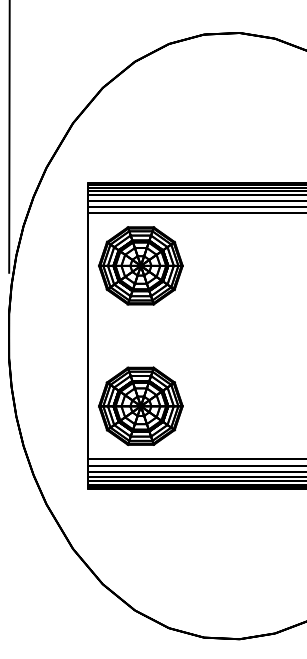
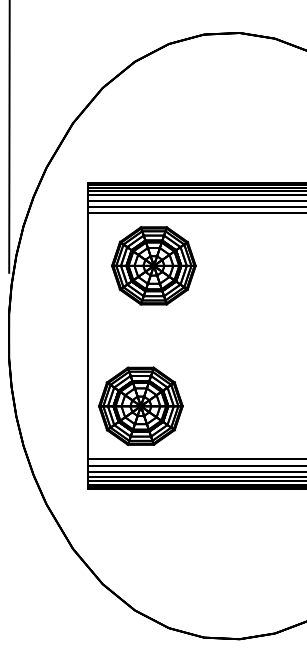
part position: (140, 265) -> (153, 265) (153, 265)
